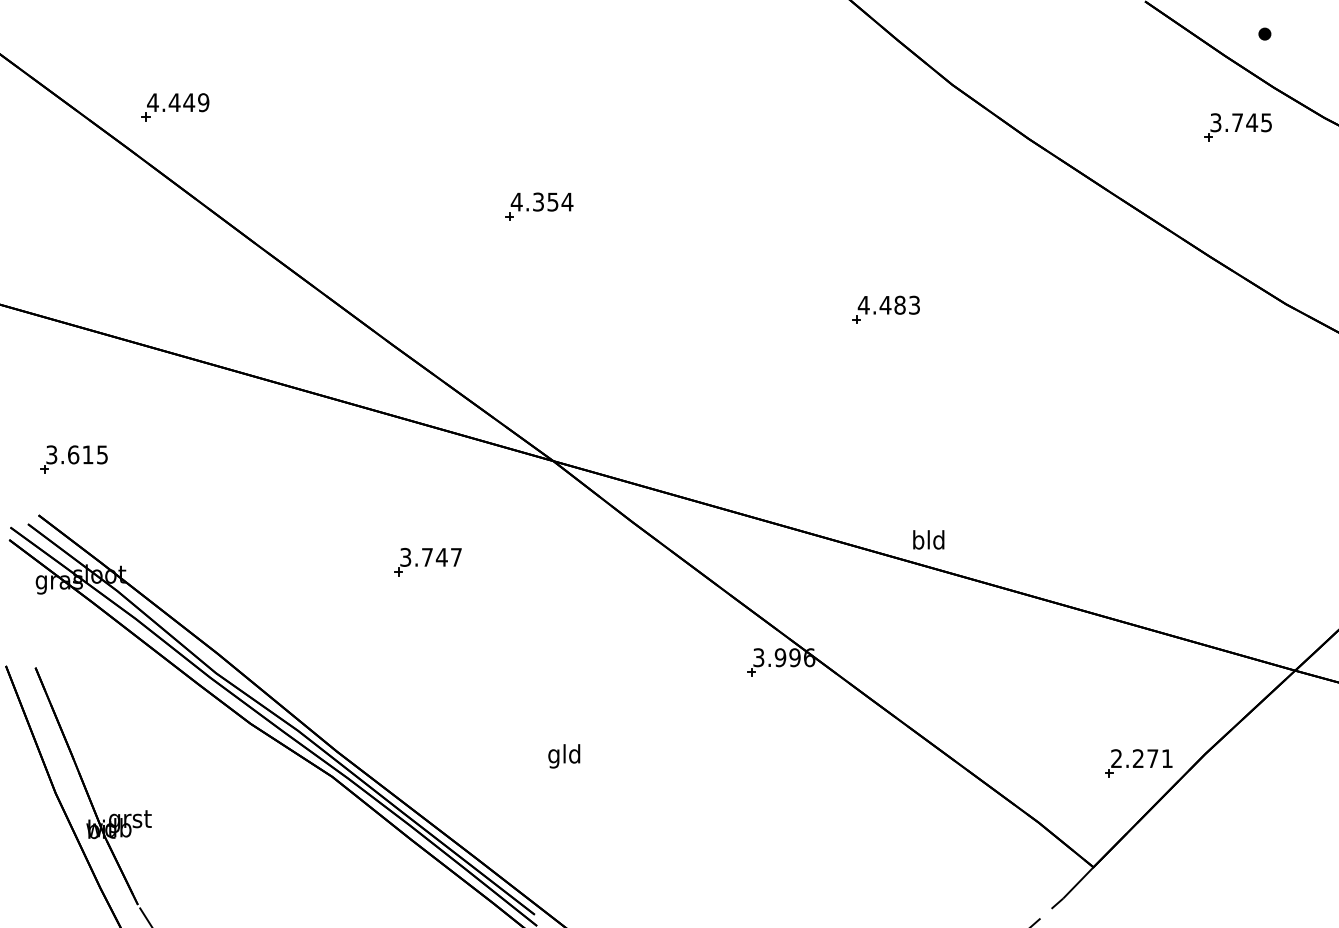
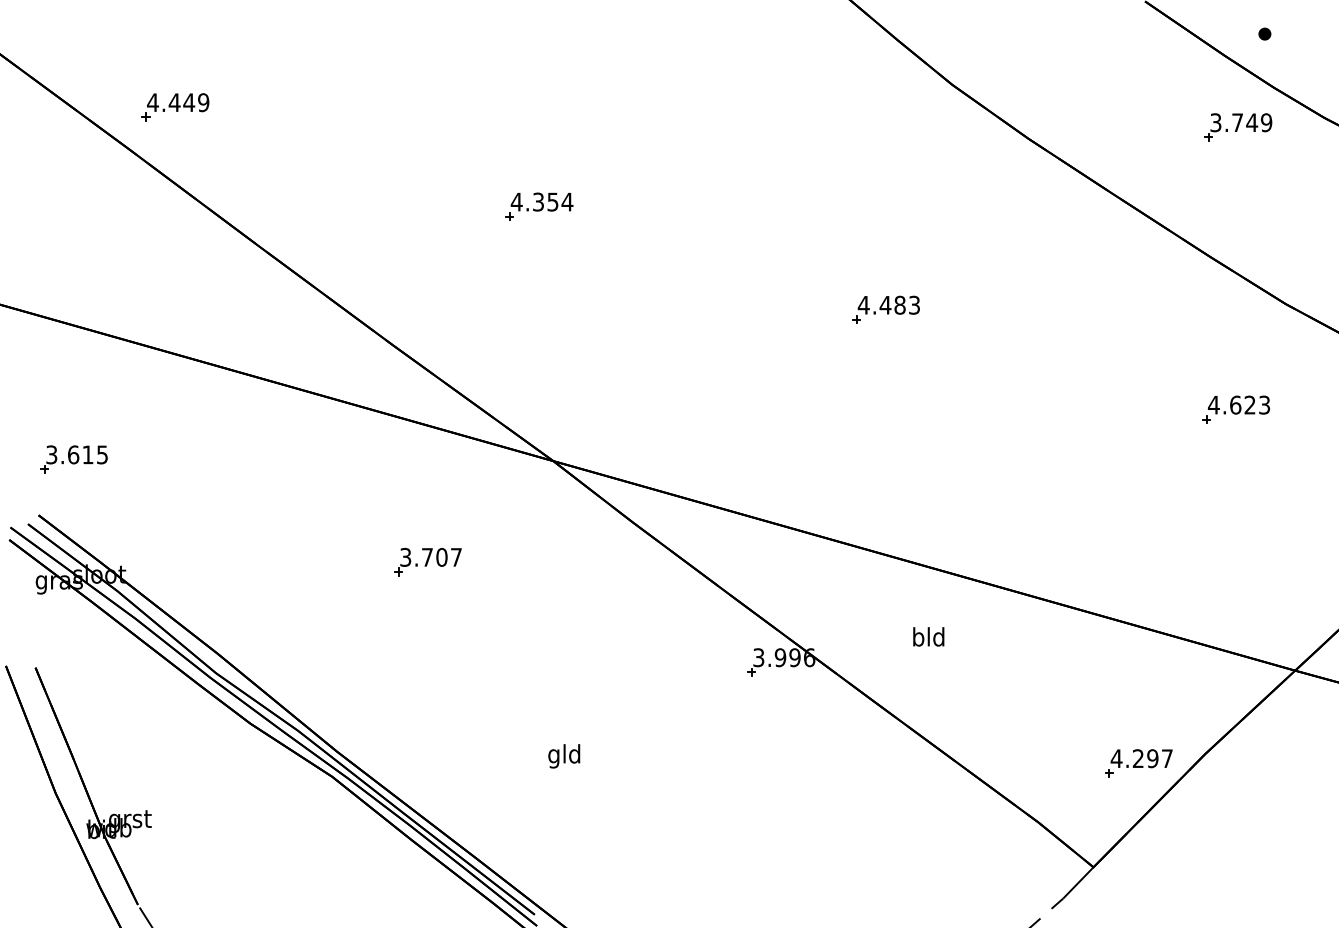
text: 3.745 -> 3.749 (1266, 122)
part: none -> present (1235, 409)
text position: (928, 539) -> (928, 636) (928, 636)
text: 3.747 -> 3.707 (441, 557)
text: 2.271 -> 4.297 (1141, 758)
